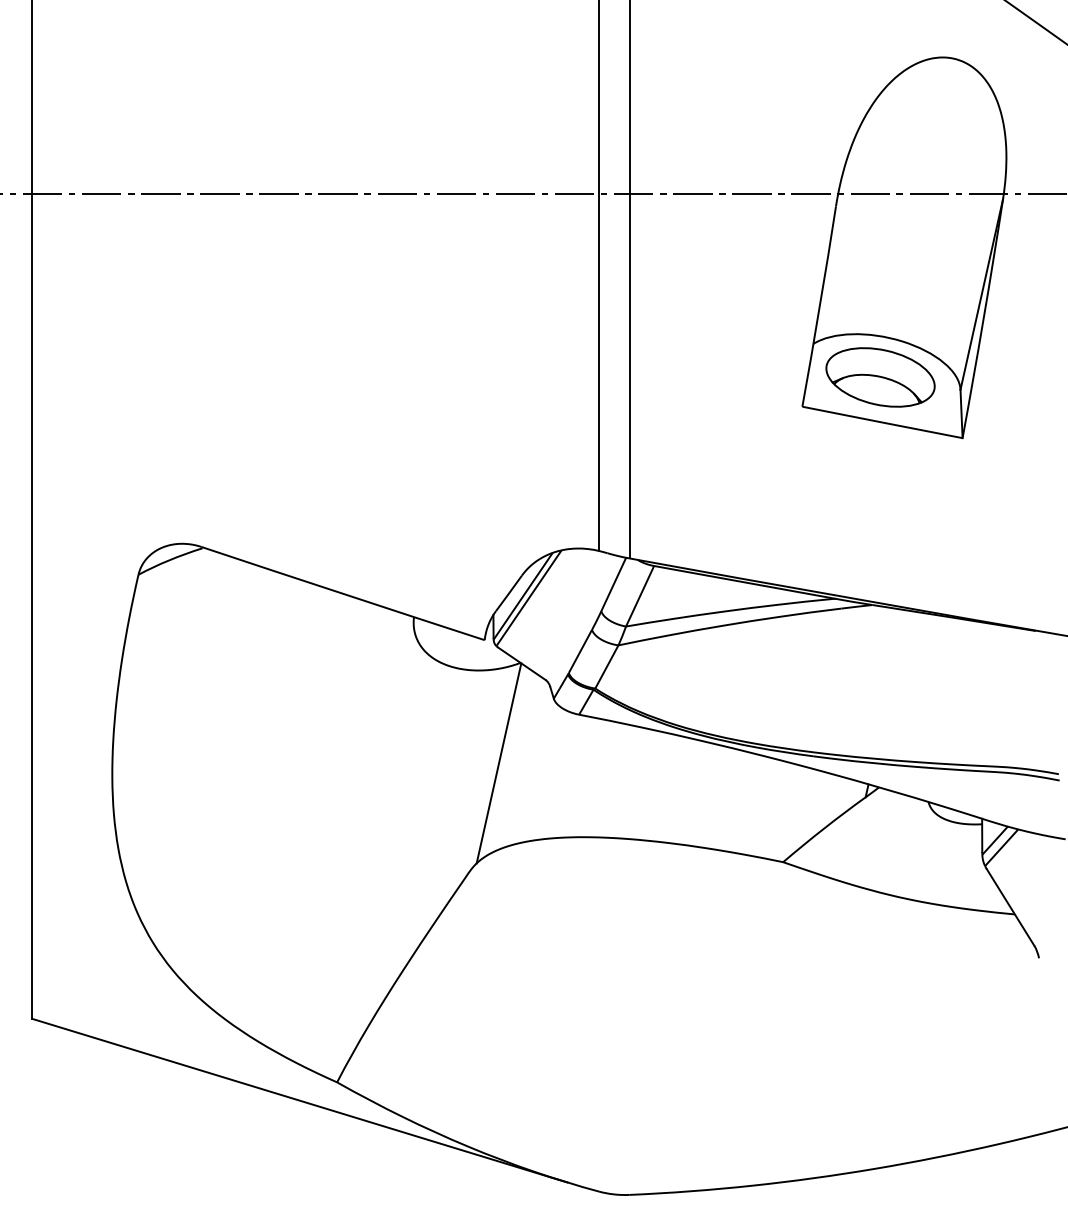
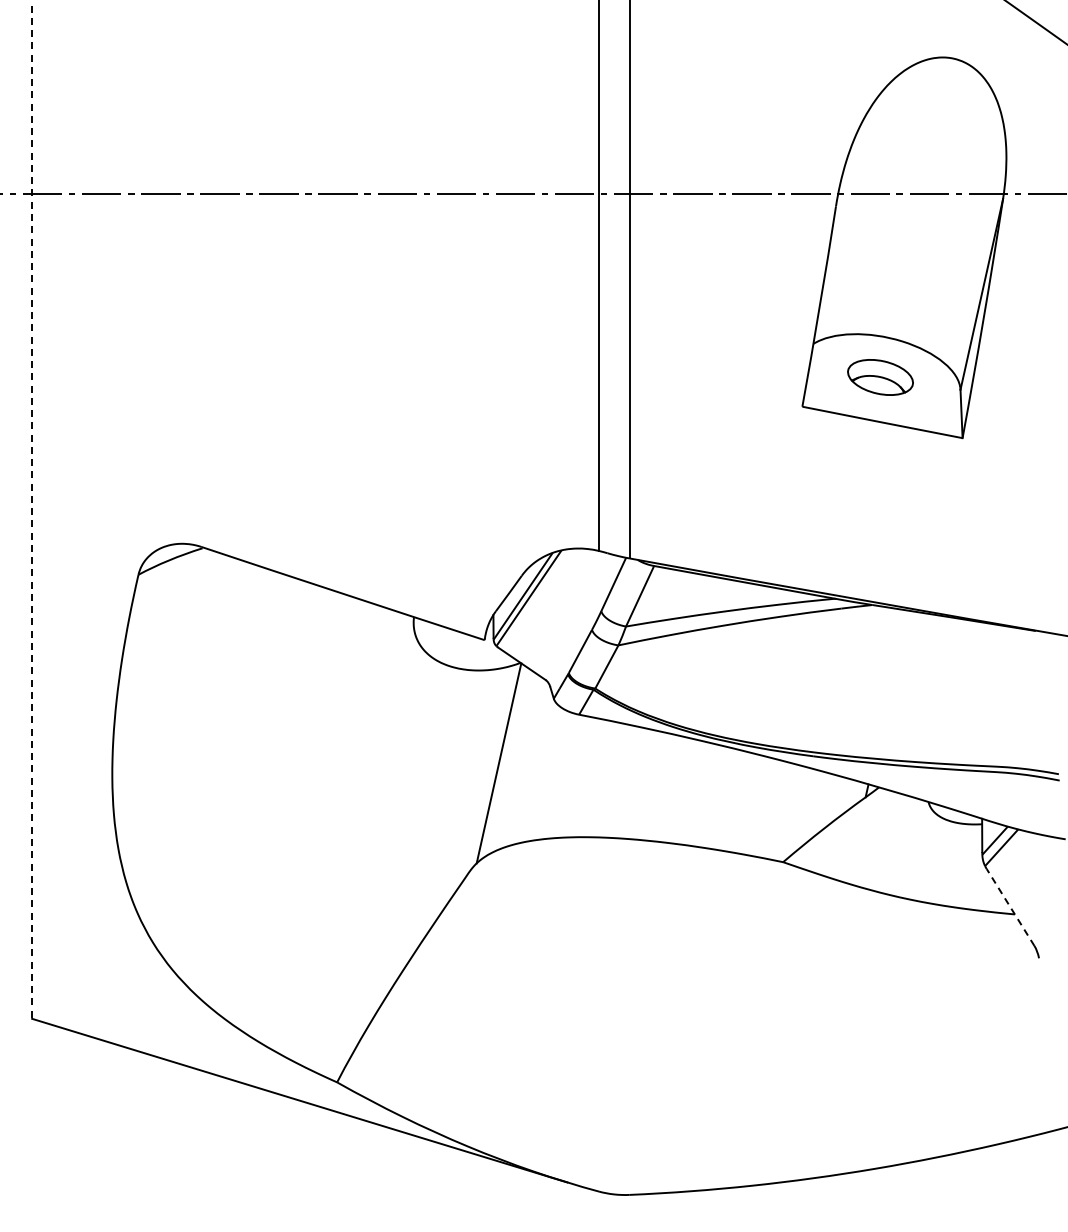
part size: 111x61 px -> 67x37 px (880, 377)
line: solid -> dashed (32, 510)
line: solid -> dashed (1010, 907)
